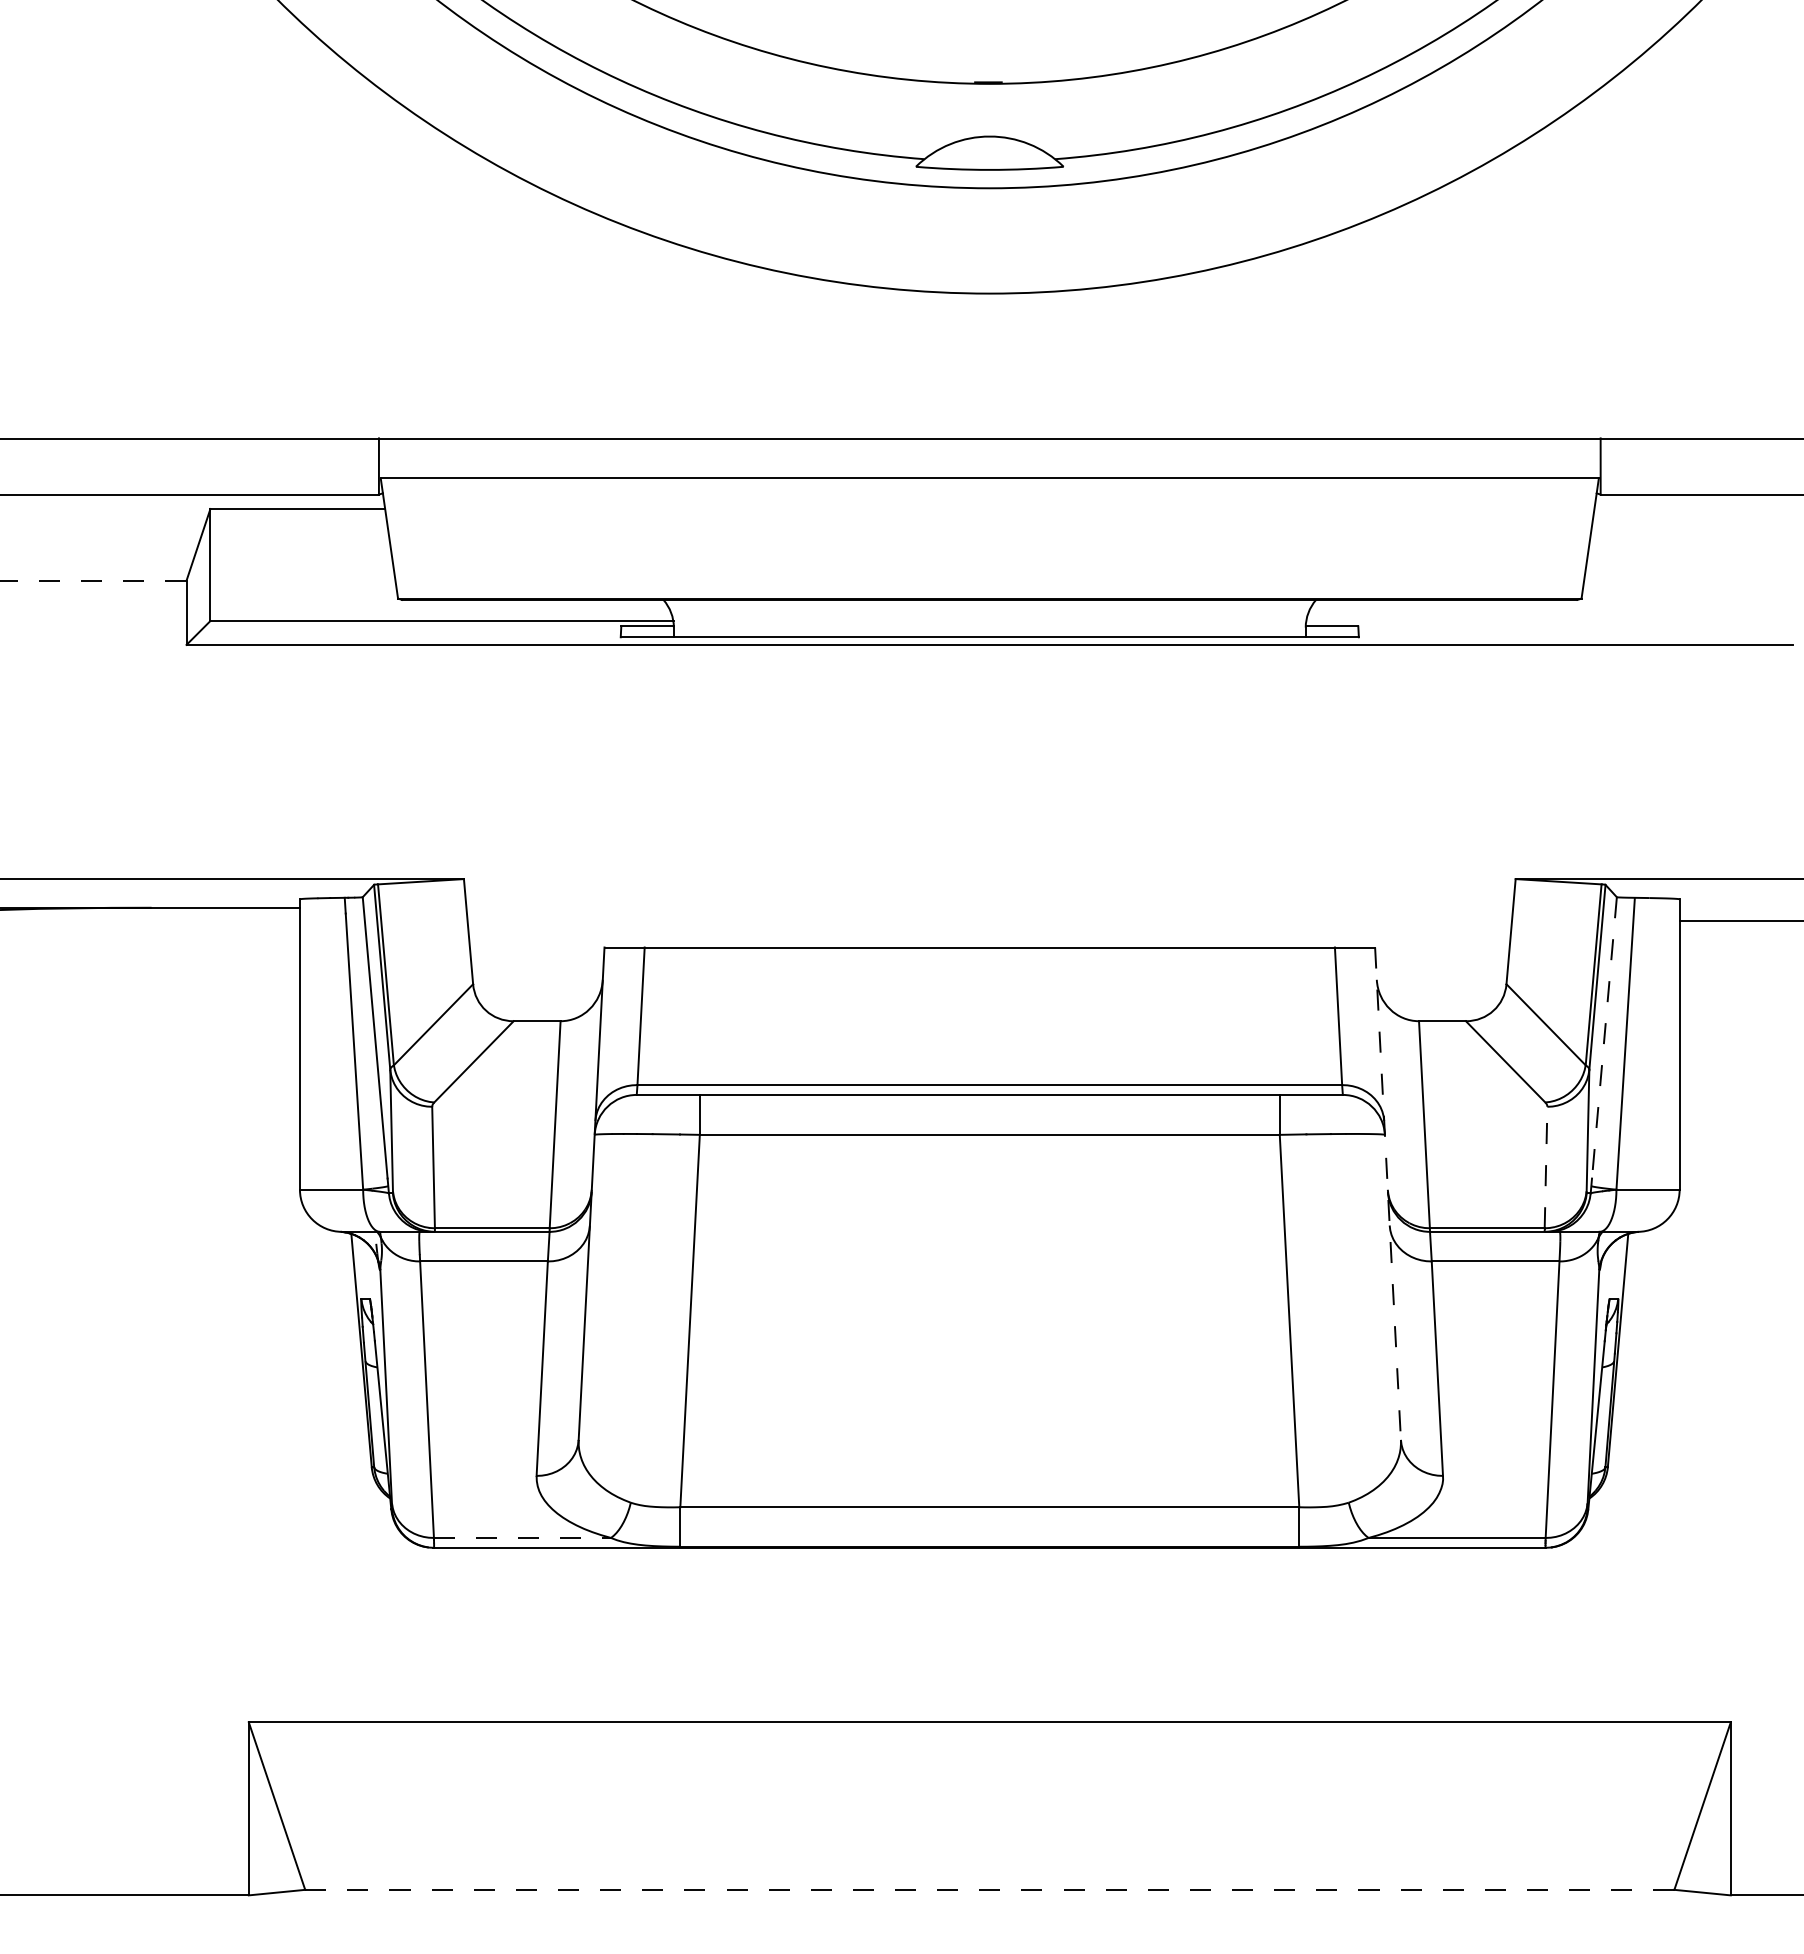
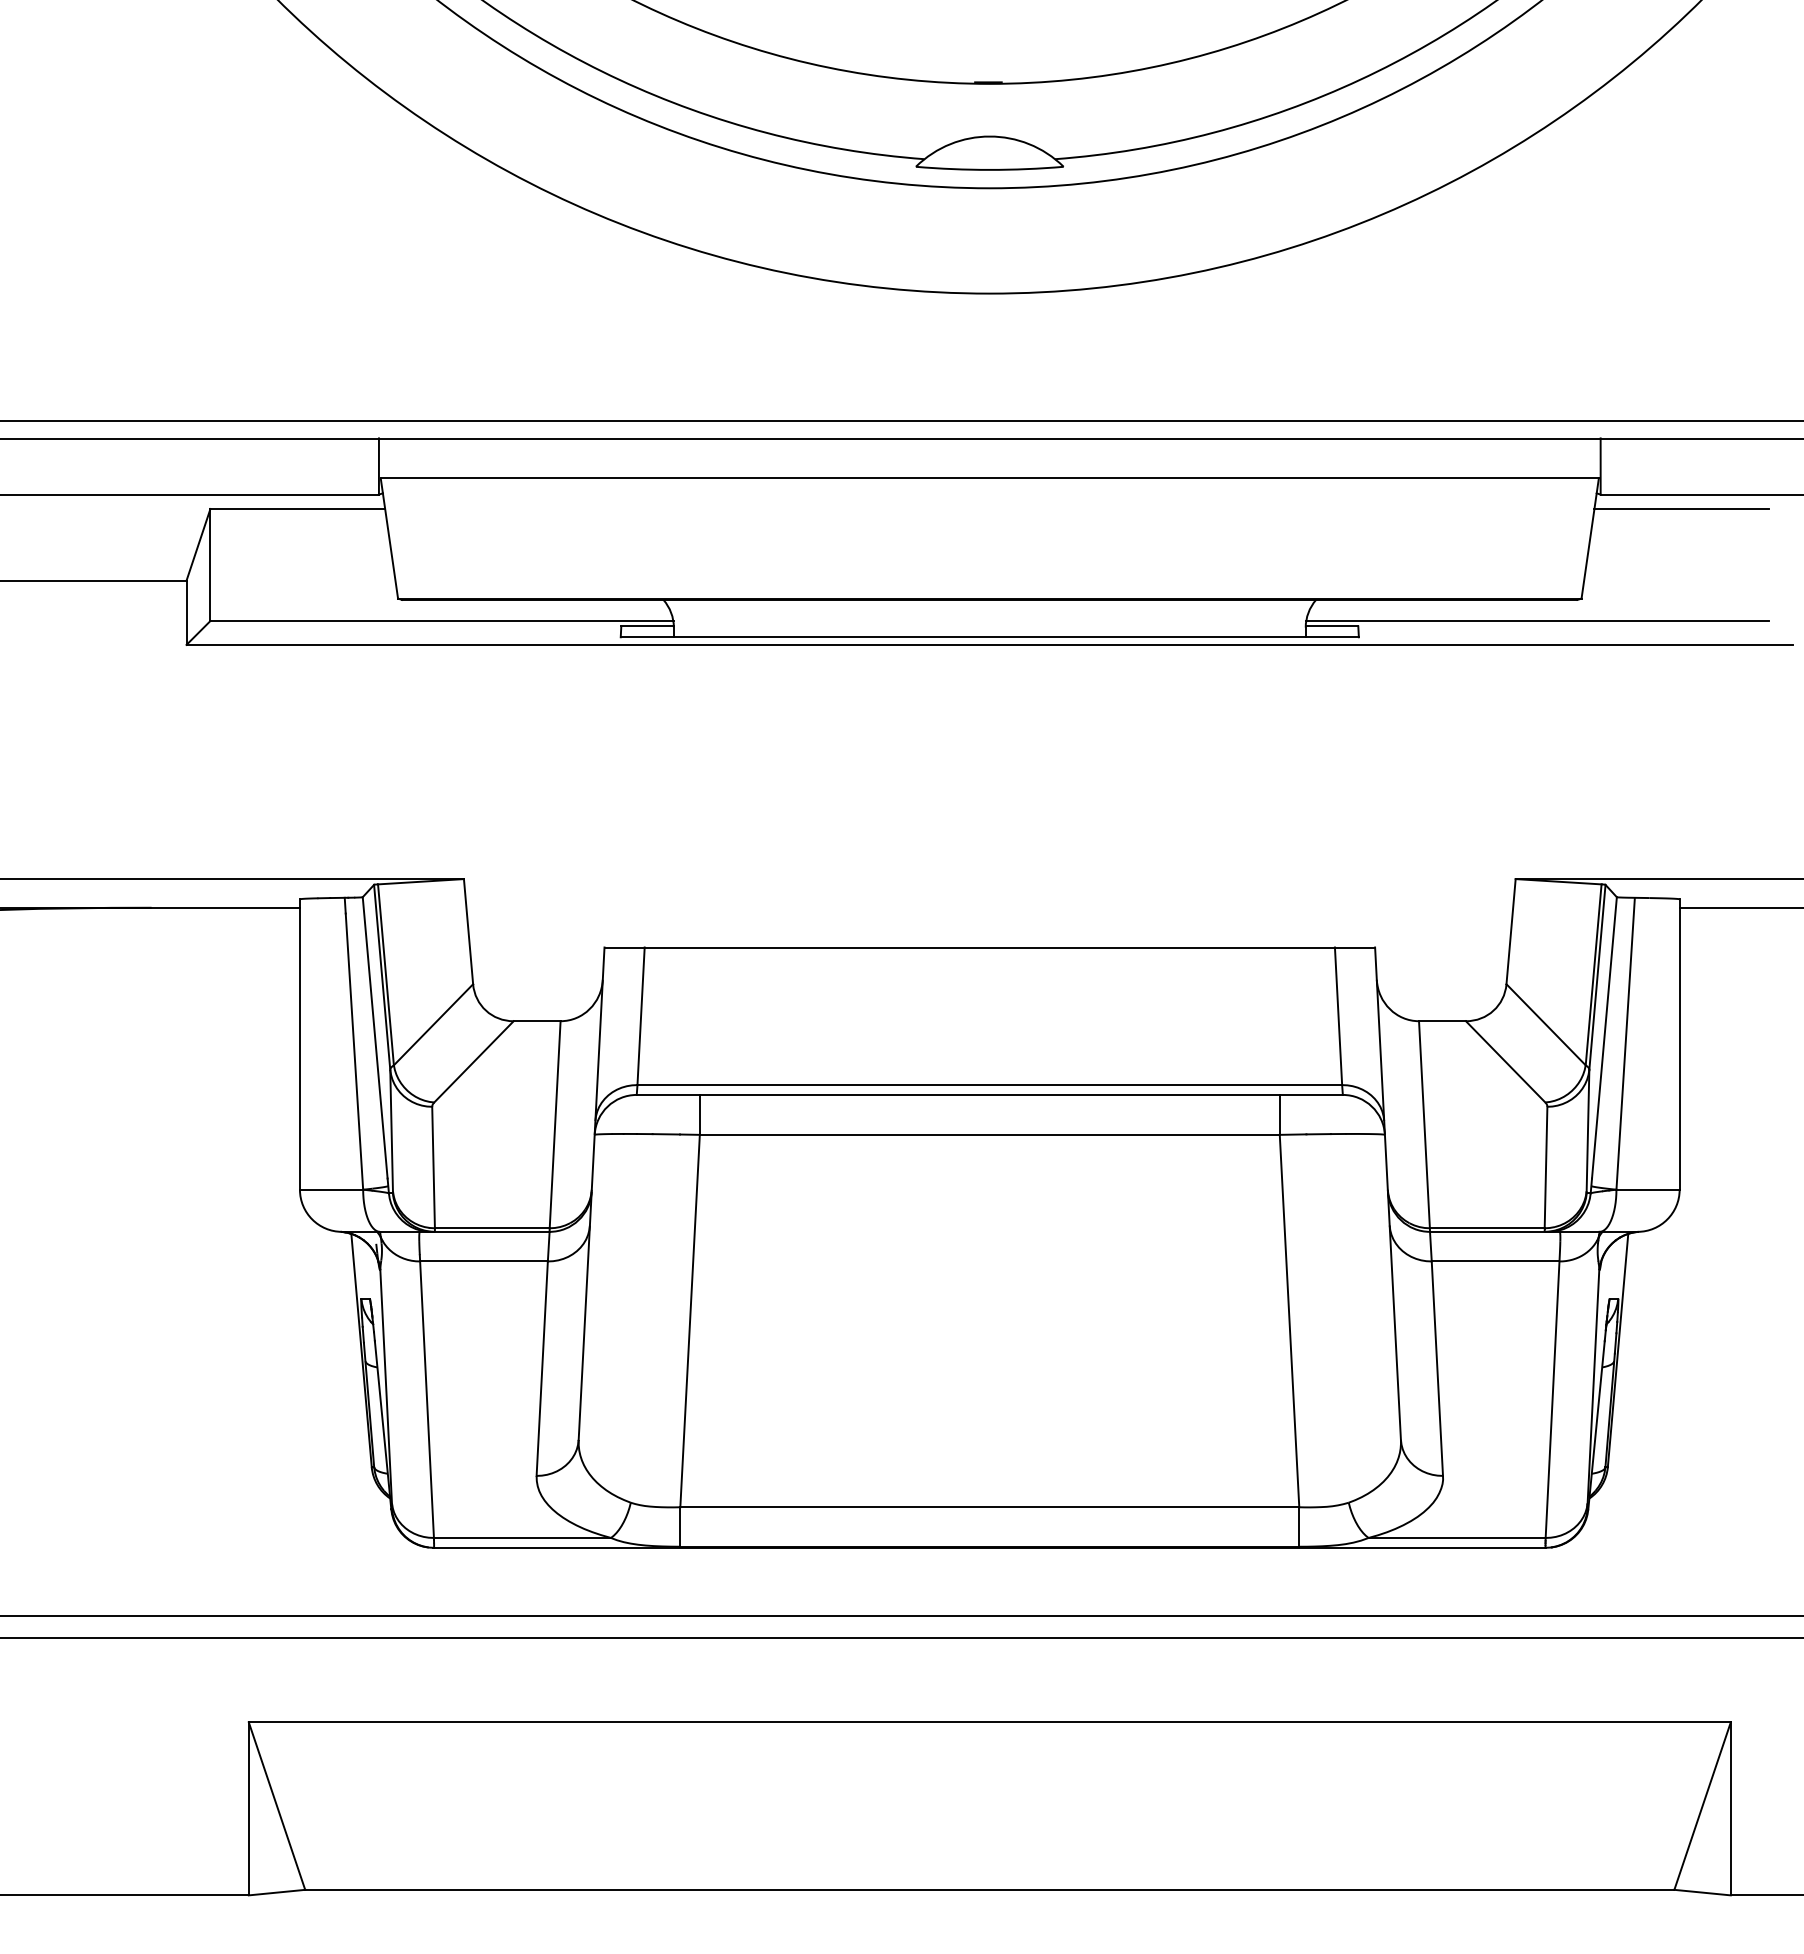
line: none -> present (901, 420)
line: none -> present (1681, 508)
line: dashed -> solid (93, 580)
line: none -> present (1537, 621)
line position: (1739, 920) -> (1739, 907) (1739, 907)
line: dashed -> solid (1604, 1038)
line: dashed -> solid (1546, 1167)
line: dashed -> solid (1388, 1193)
line: dashed -> solid (522, 1537)
line: none -> present (901, 1615)
line: none -> present (901, 1638)
line: dashed -> solid (989, 1889)
